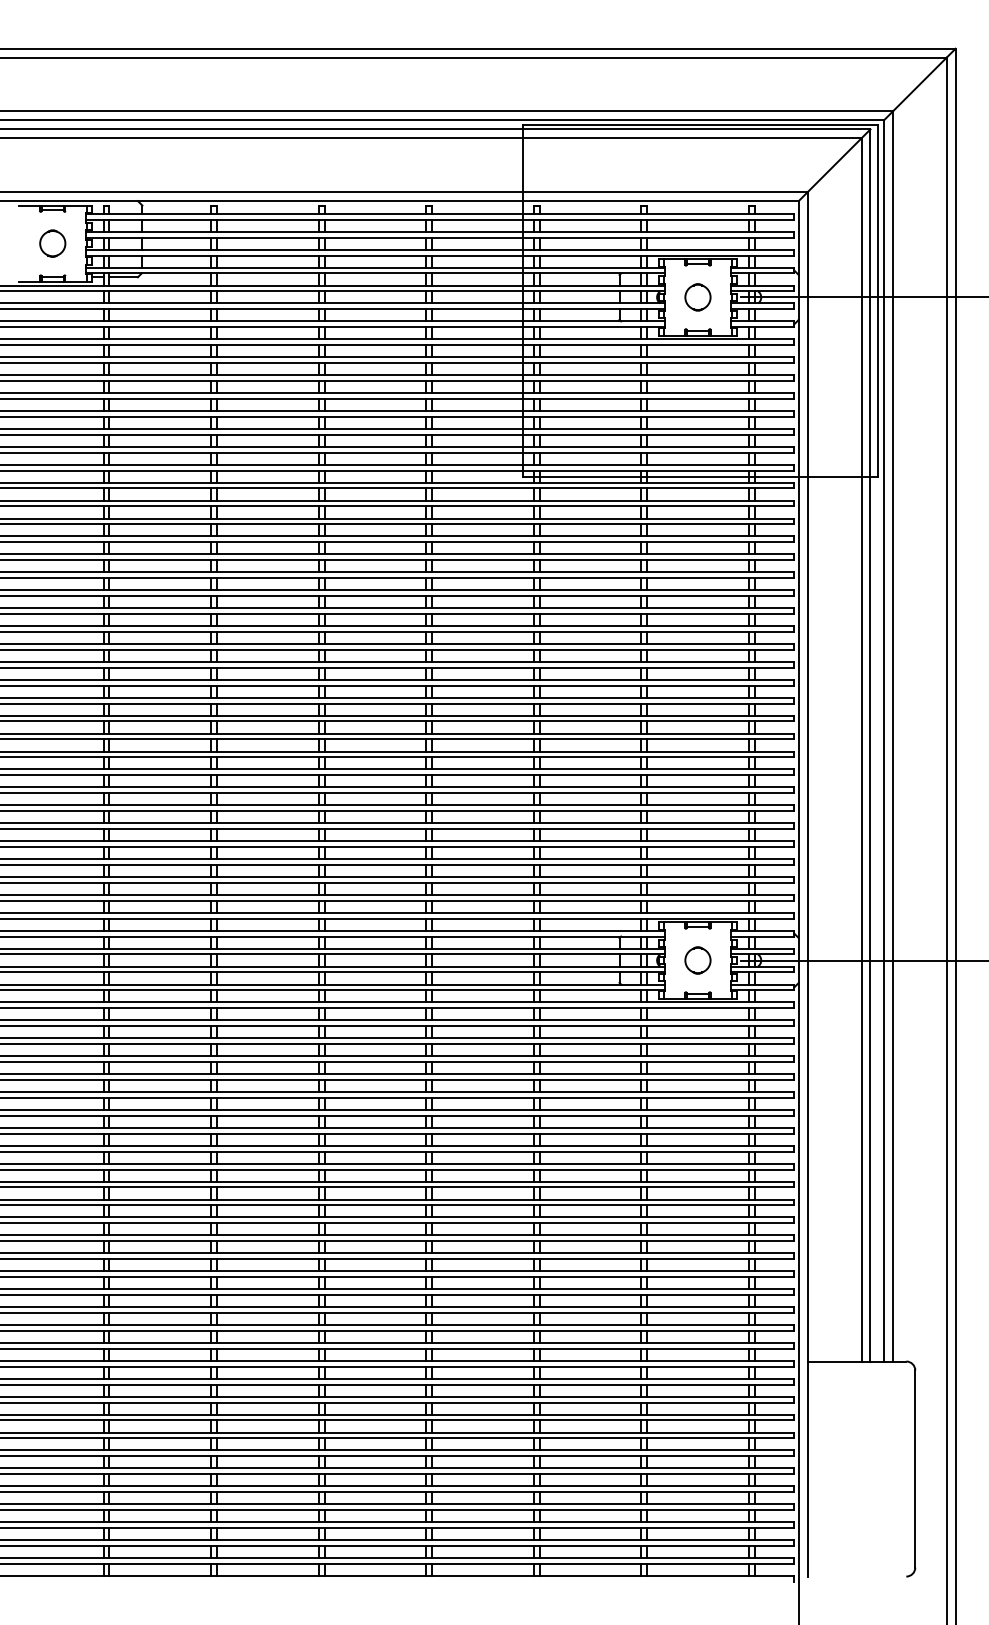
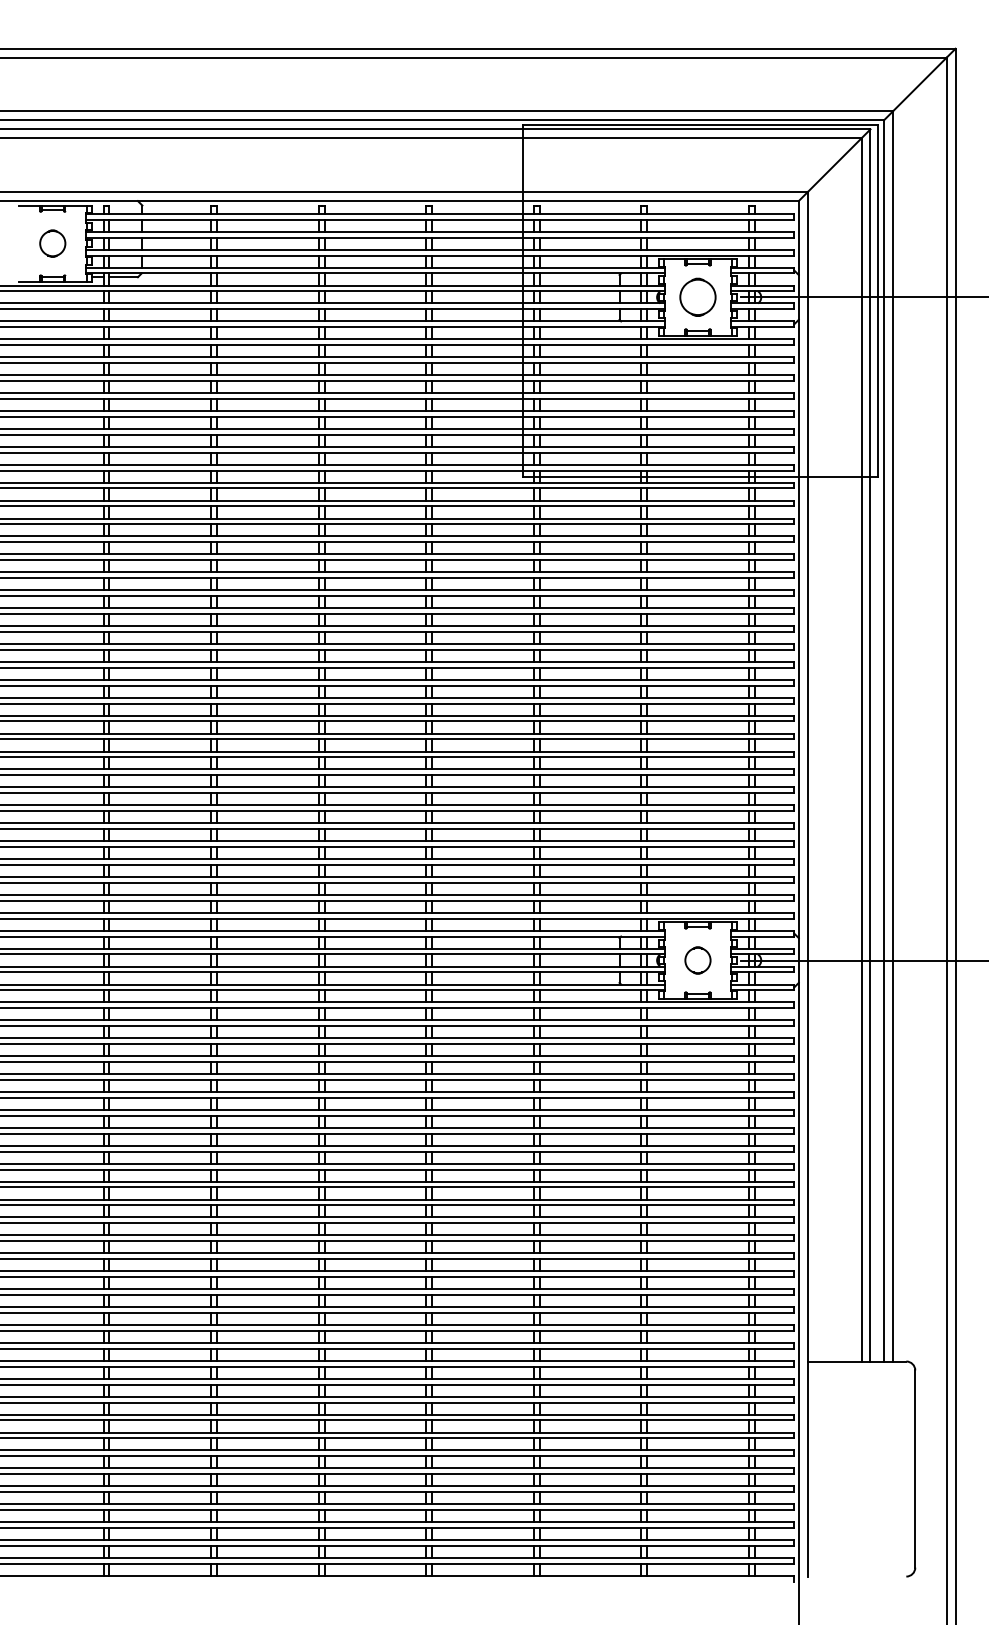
part size: 28x29 px -> 38x40 px (697, 296)
